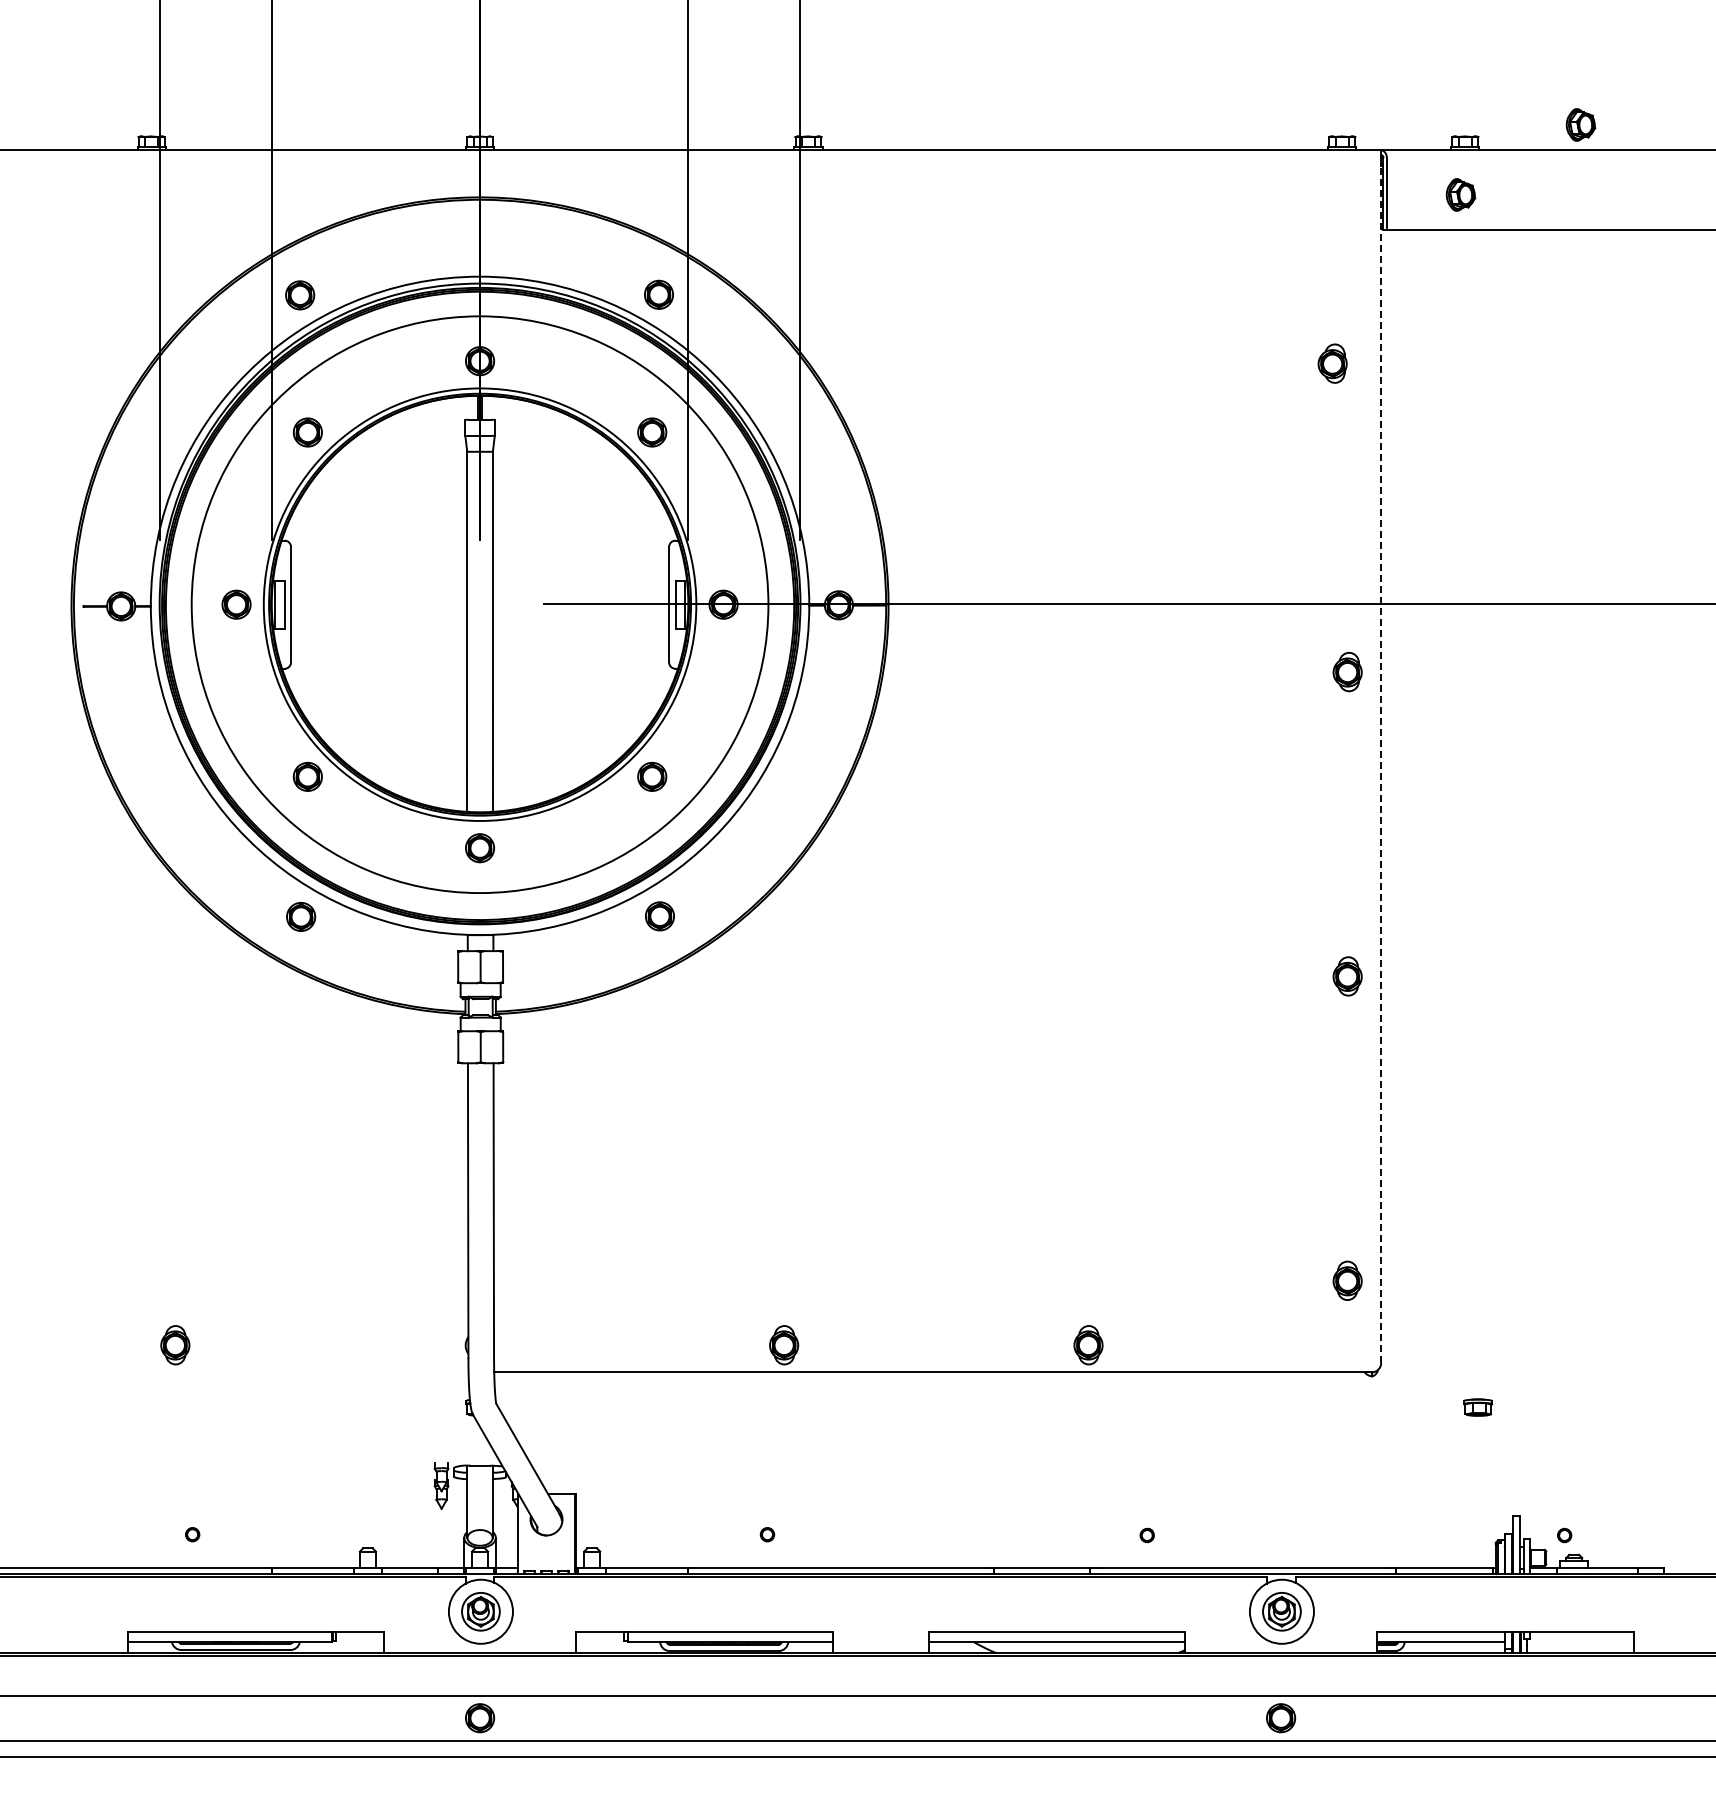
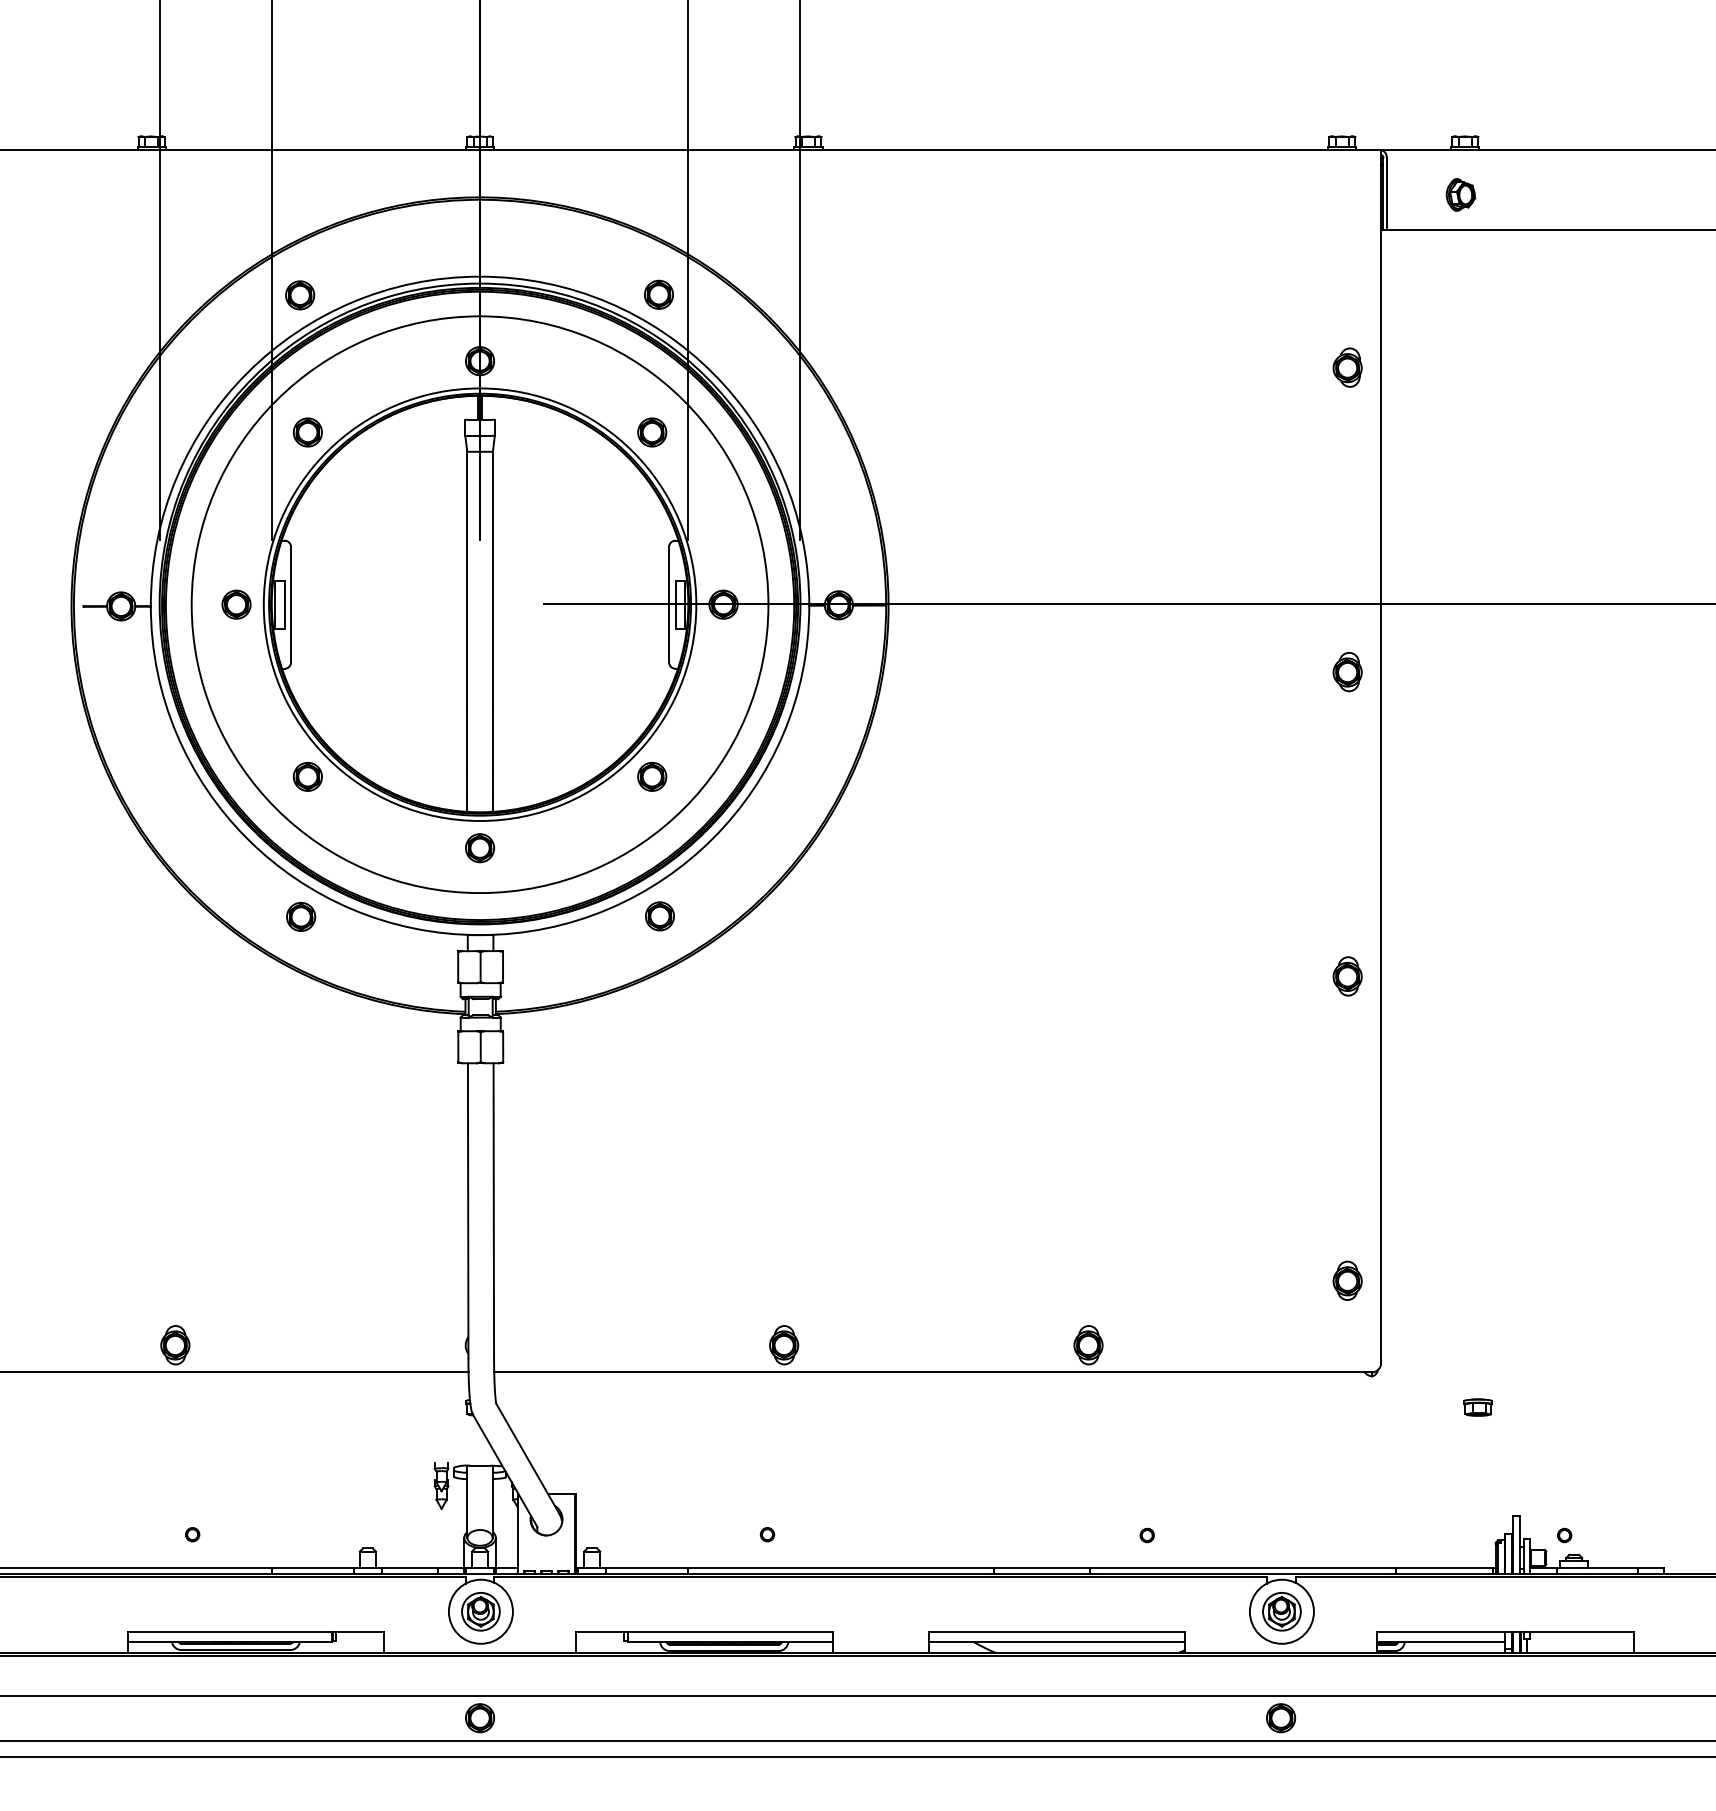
part: present -> none (1580, 124)
part position: (1332, 363) -> (1347, 367) (1347, 367)
line: dashed -> solid (1381, 760)
line: none -> present (235, 1372)
